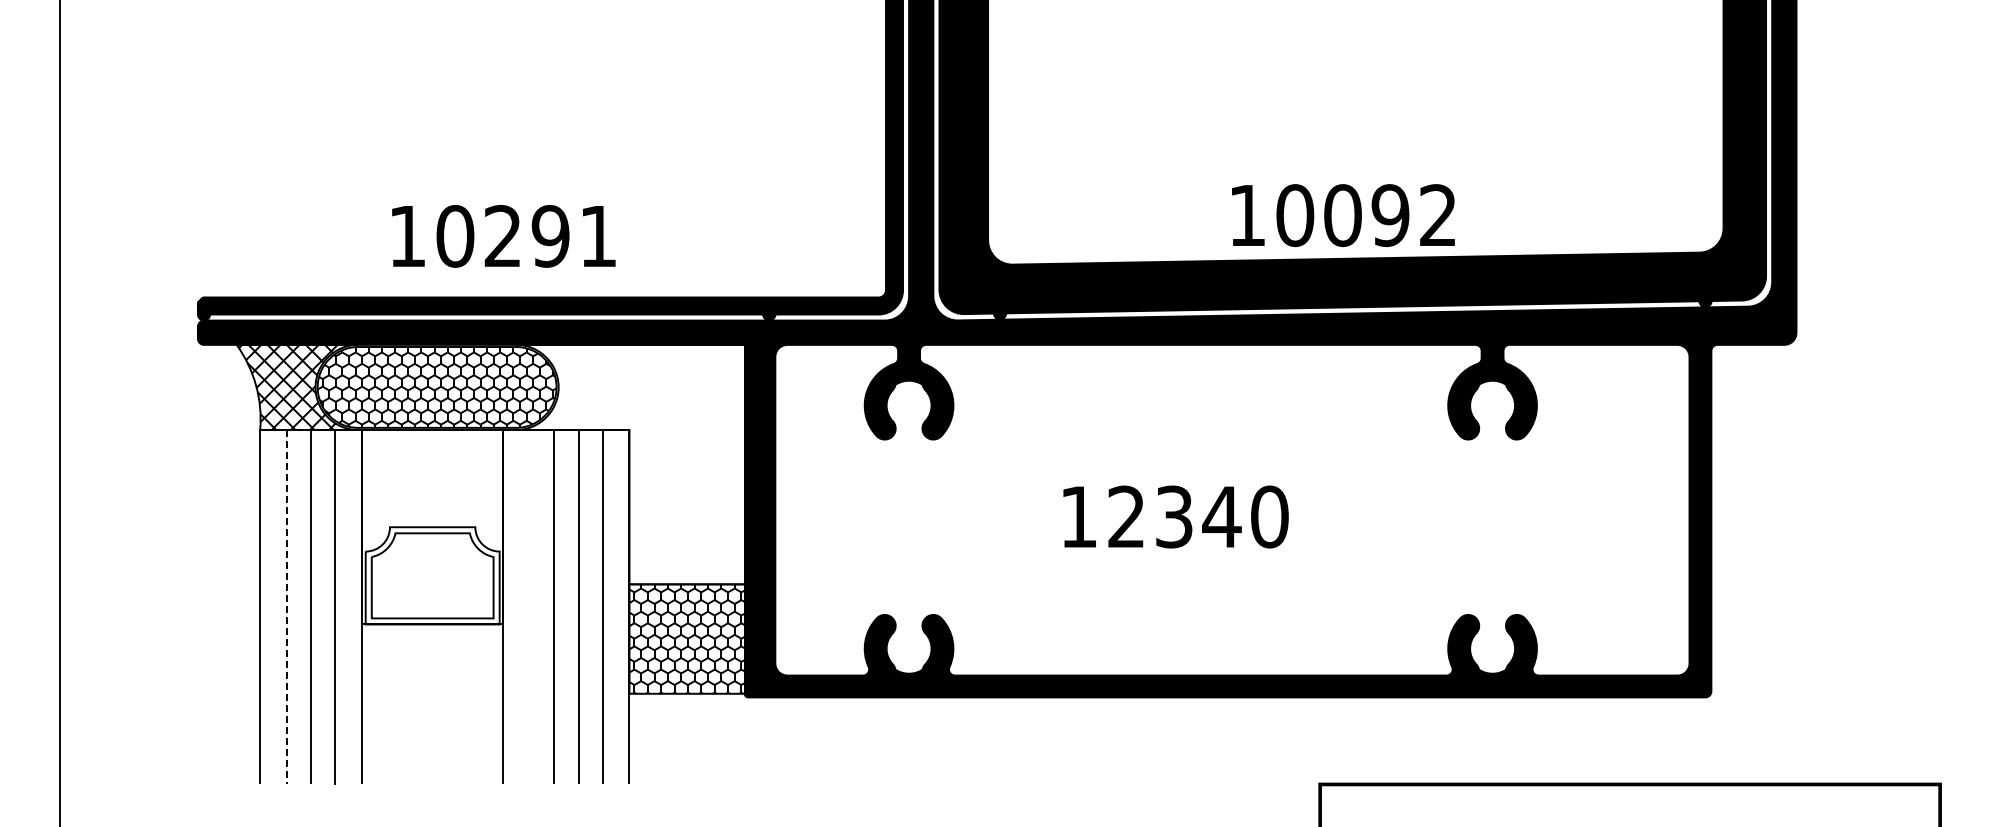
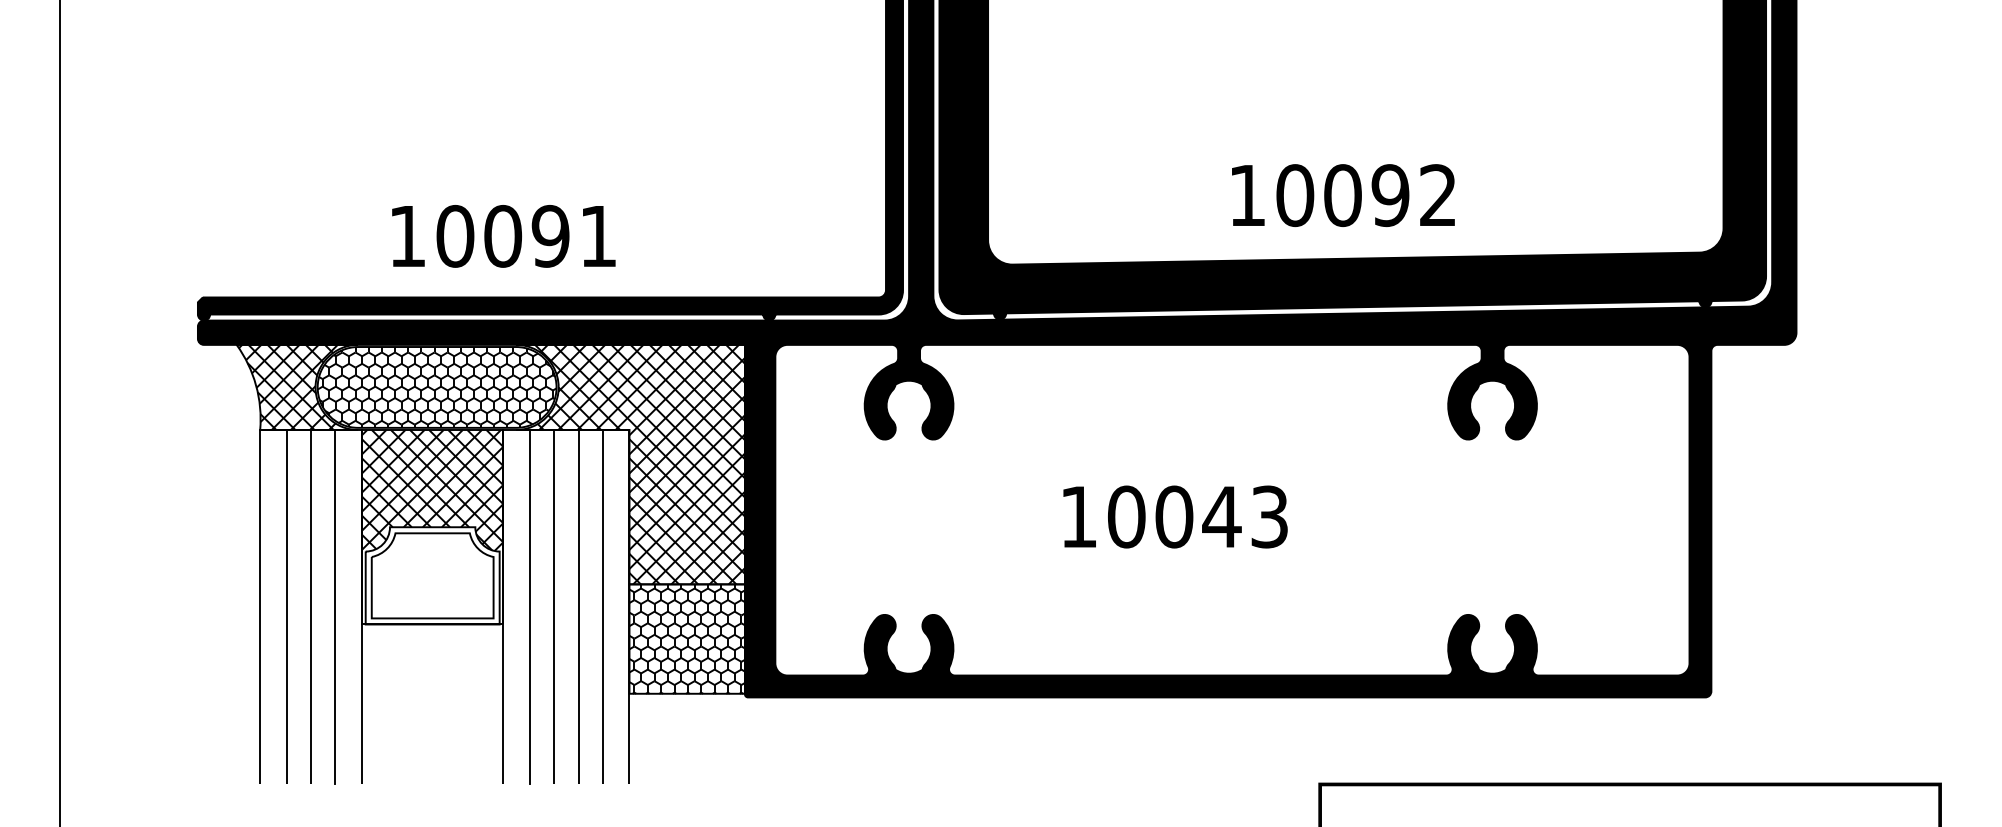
text position: (1343, 215) -> (1343, 195) (1343, 195)
text: 10291 -> 10091 (503, 236)
hatch: none -> present (629, 464)
hatch: none -> present (432, 490)
text: 12340 -> 10043 (1198, 516)
line: none -> present (529, 606)
line: dashed -> solid (286, 607)
